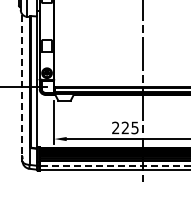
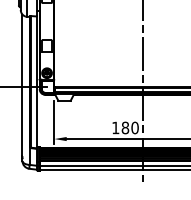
line: dashed -> solid (22, 85)
text: 225 -> 180 (125, 127)
line: dashed -> solid (114, 165)
